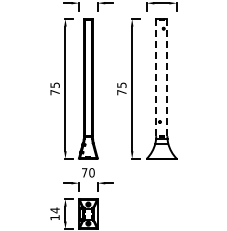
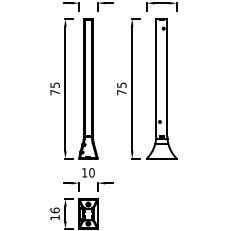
line: dashed -> solid (156, 77)
line: dashed -> solid (167, 78)
text: 70 -> 10 (84, 172)
text: 14 -> 16 (54, 210)
